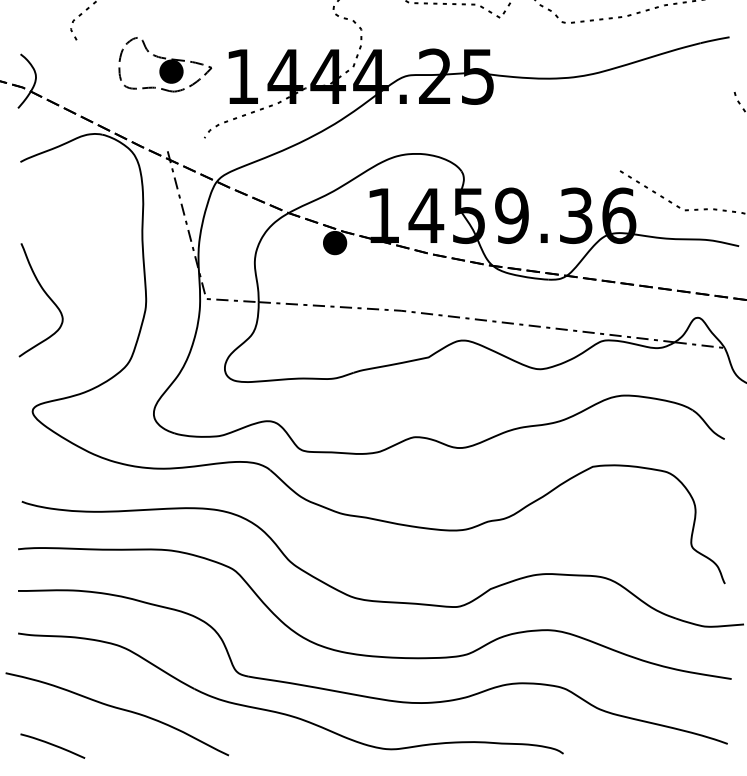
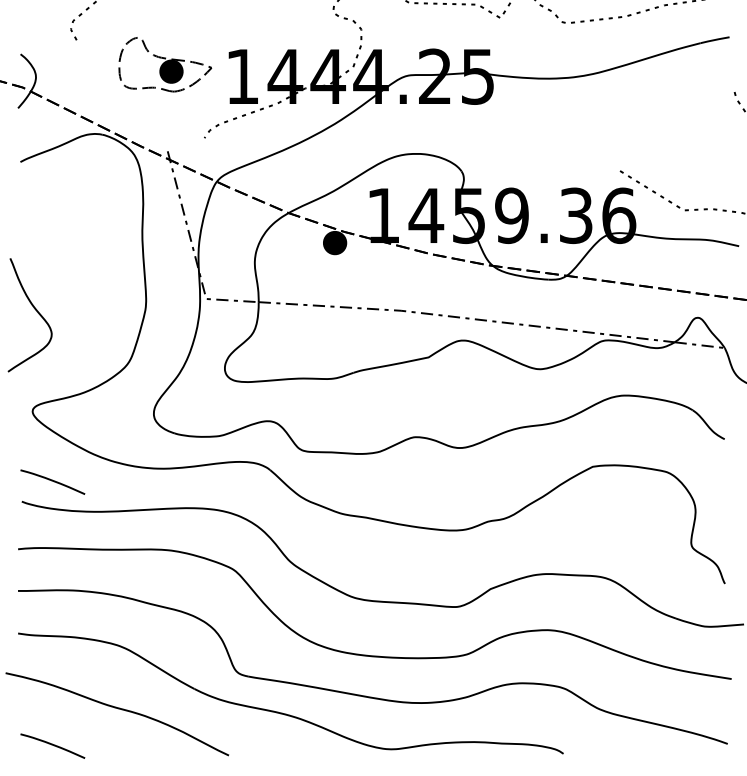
curve position: (45, 294) -> (34, 309) (34, 309)
curve: none -> present (52, 481)
